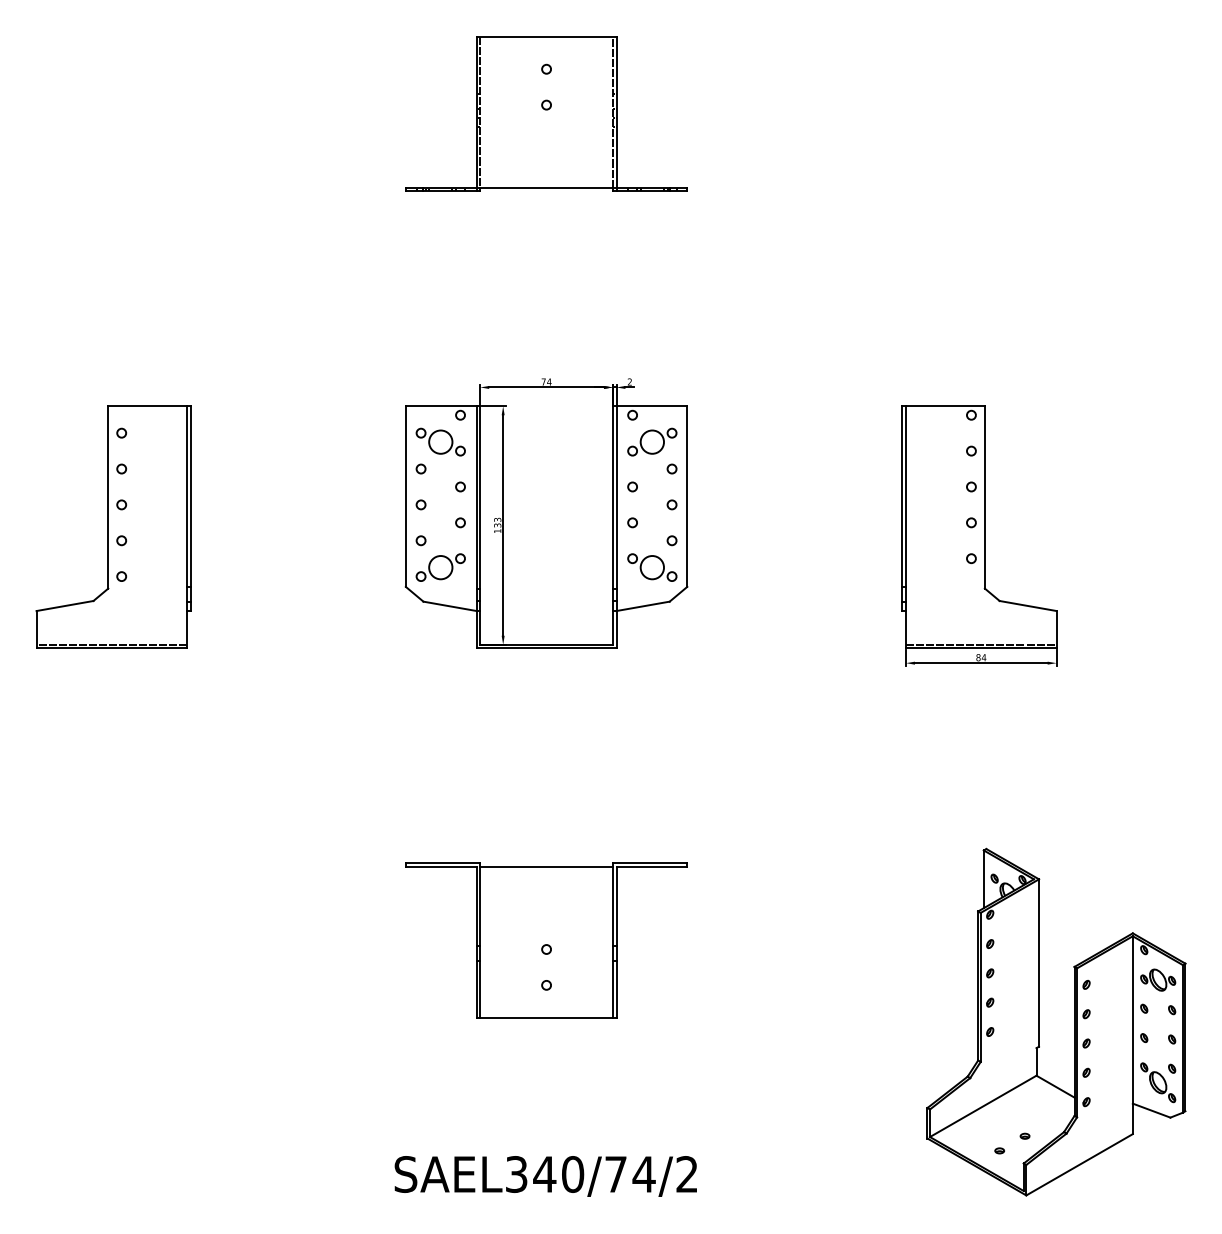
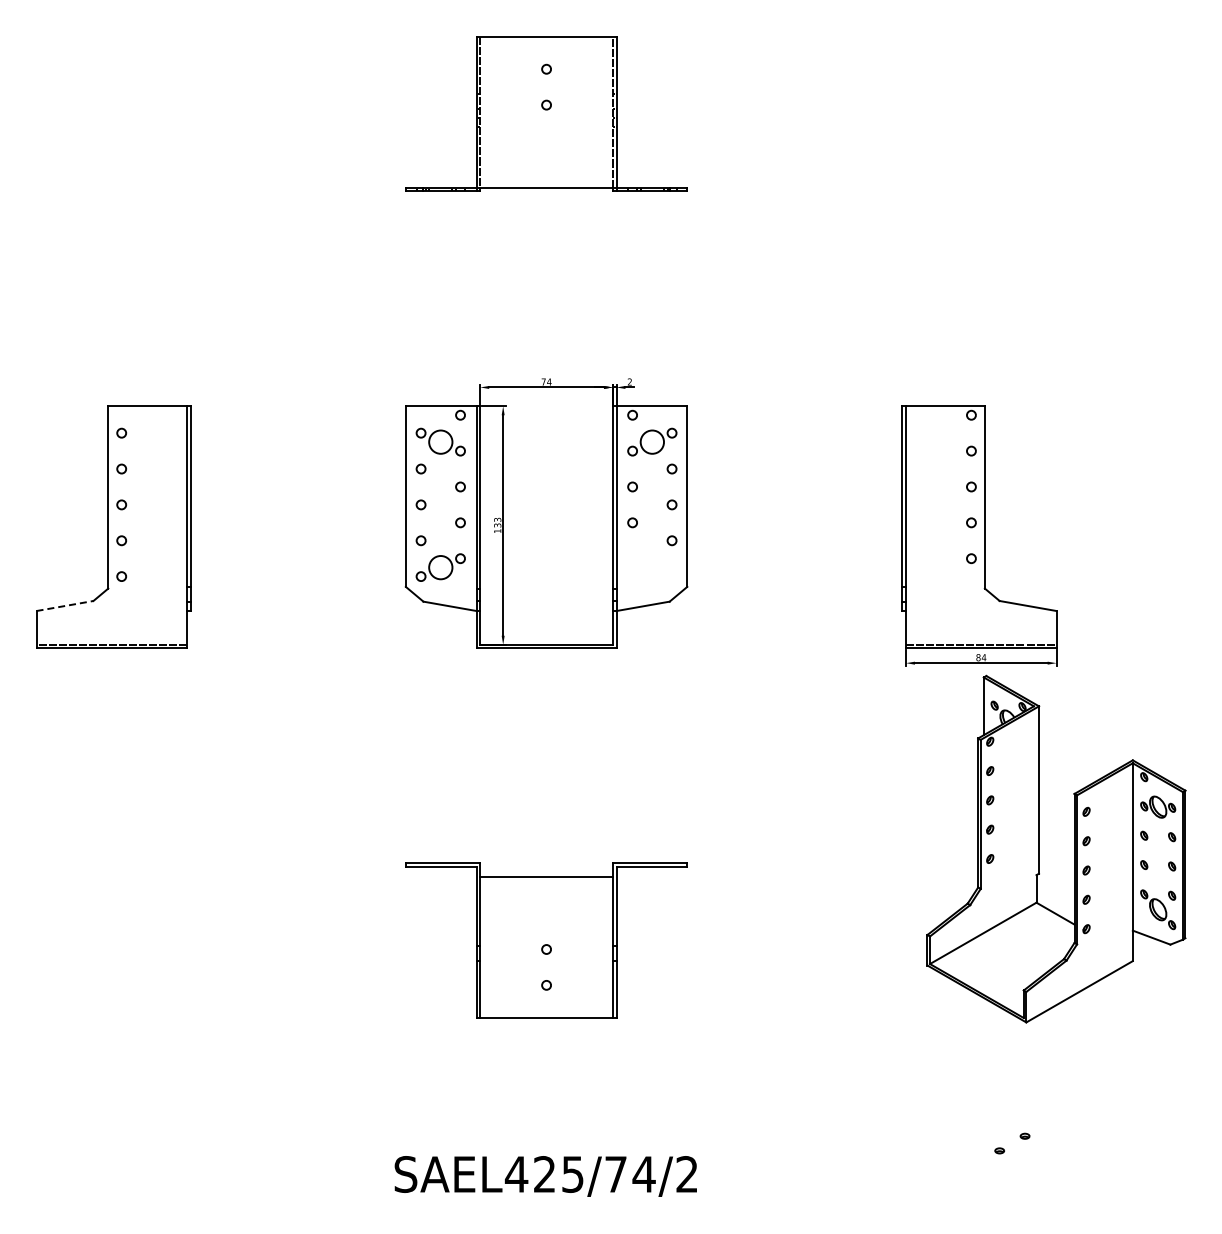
part: present -> none (652, 567)
line: solid -> dashed (65, 606)
line position: (546, 867) -> (546, 877) (546, 877)
part position: (1039, 1021) -> (1039, 848) (1039, 848)
text: SAEL340/74/2 -> SAEL425/74/2 (544, 1174)
